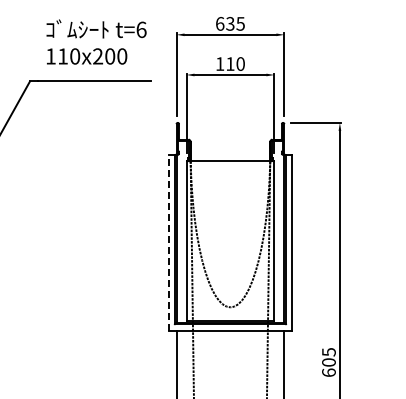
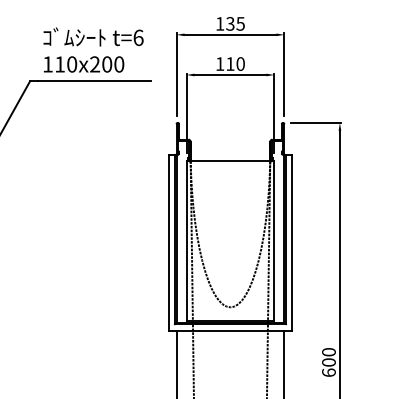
text: 635 -> 135 (220, 23)
text position: (96, 41) -> (93, 49) (93, 49)
line: dashed -> solid (168, 242)
text: 605 -> 600 (328, 352)
